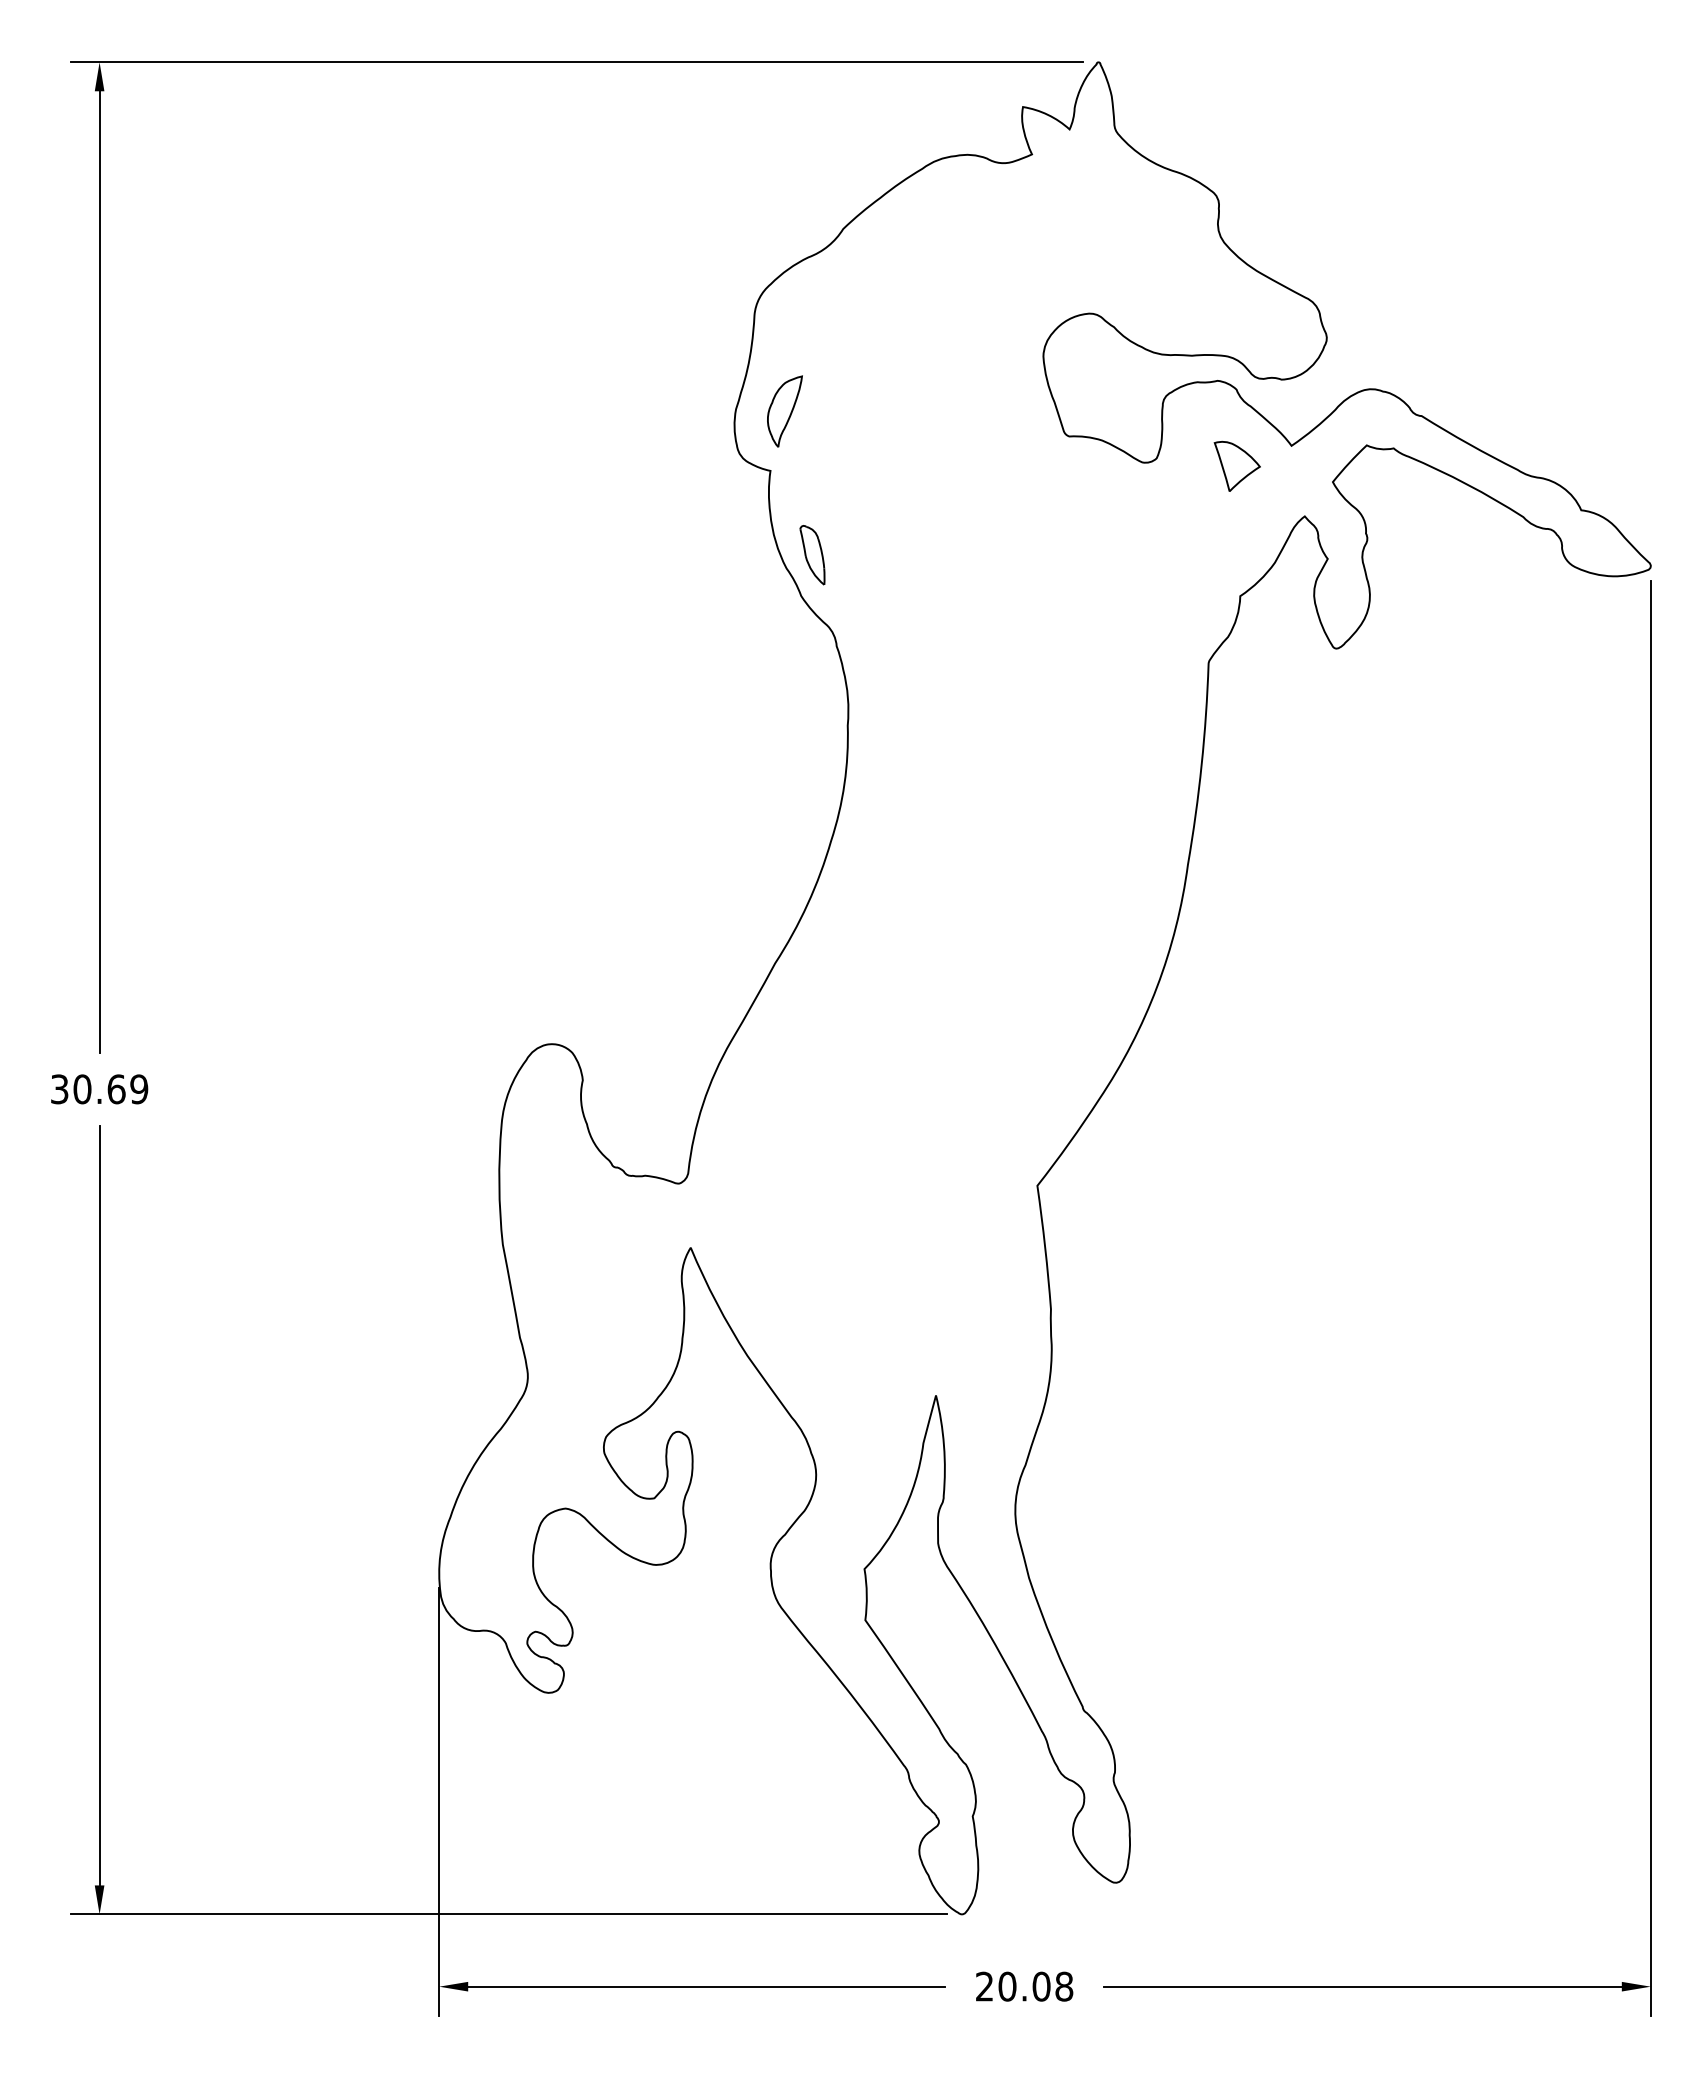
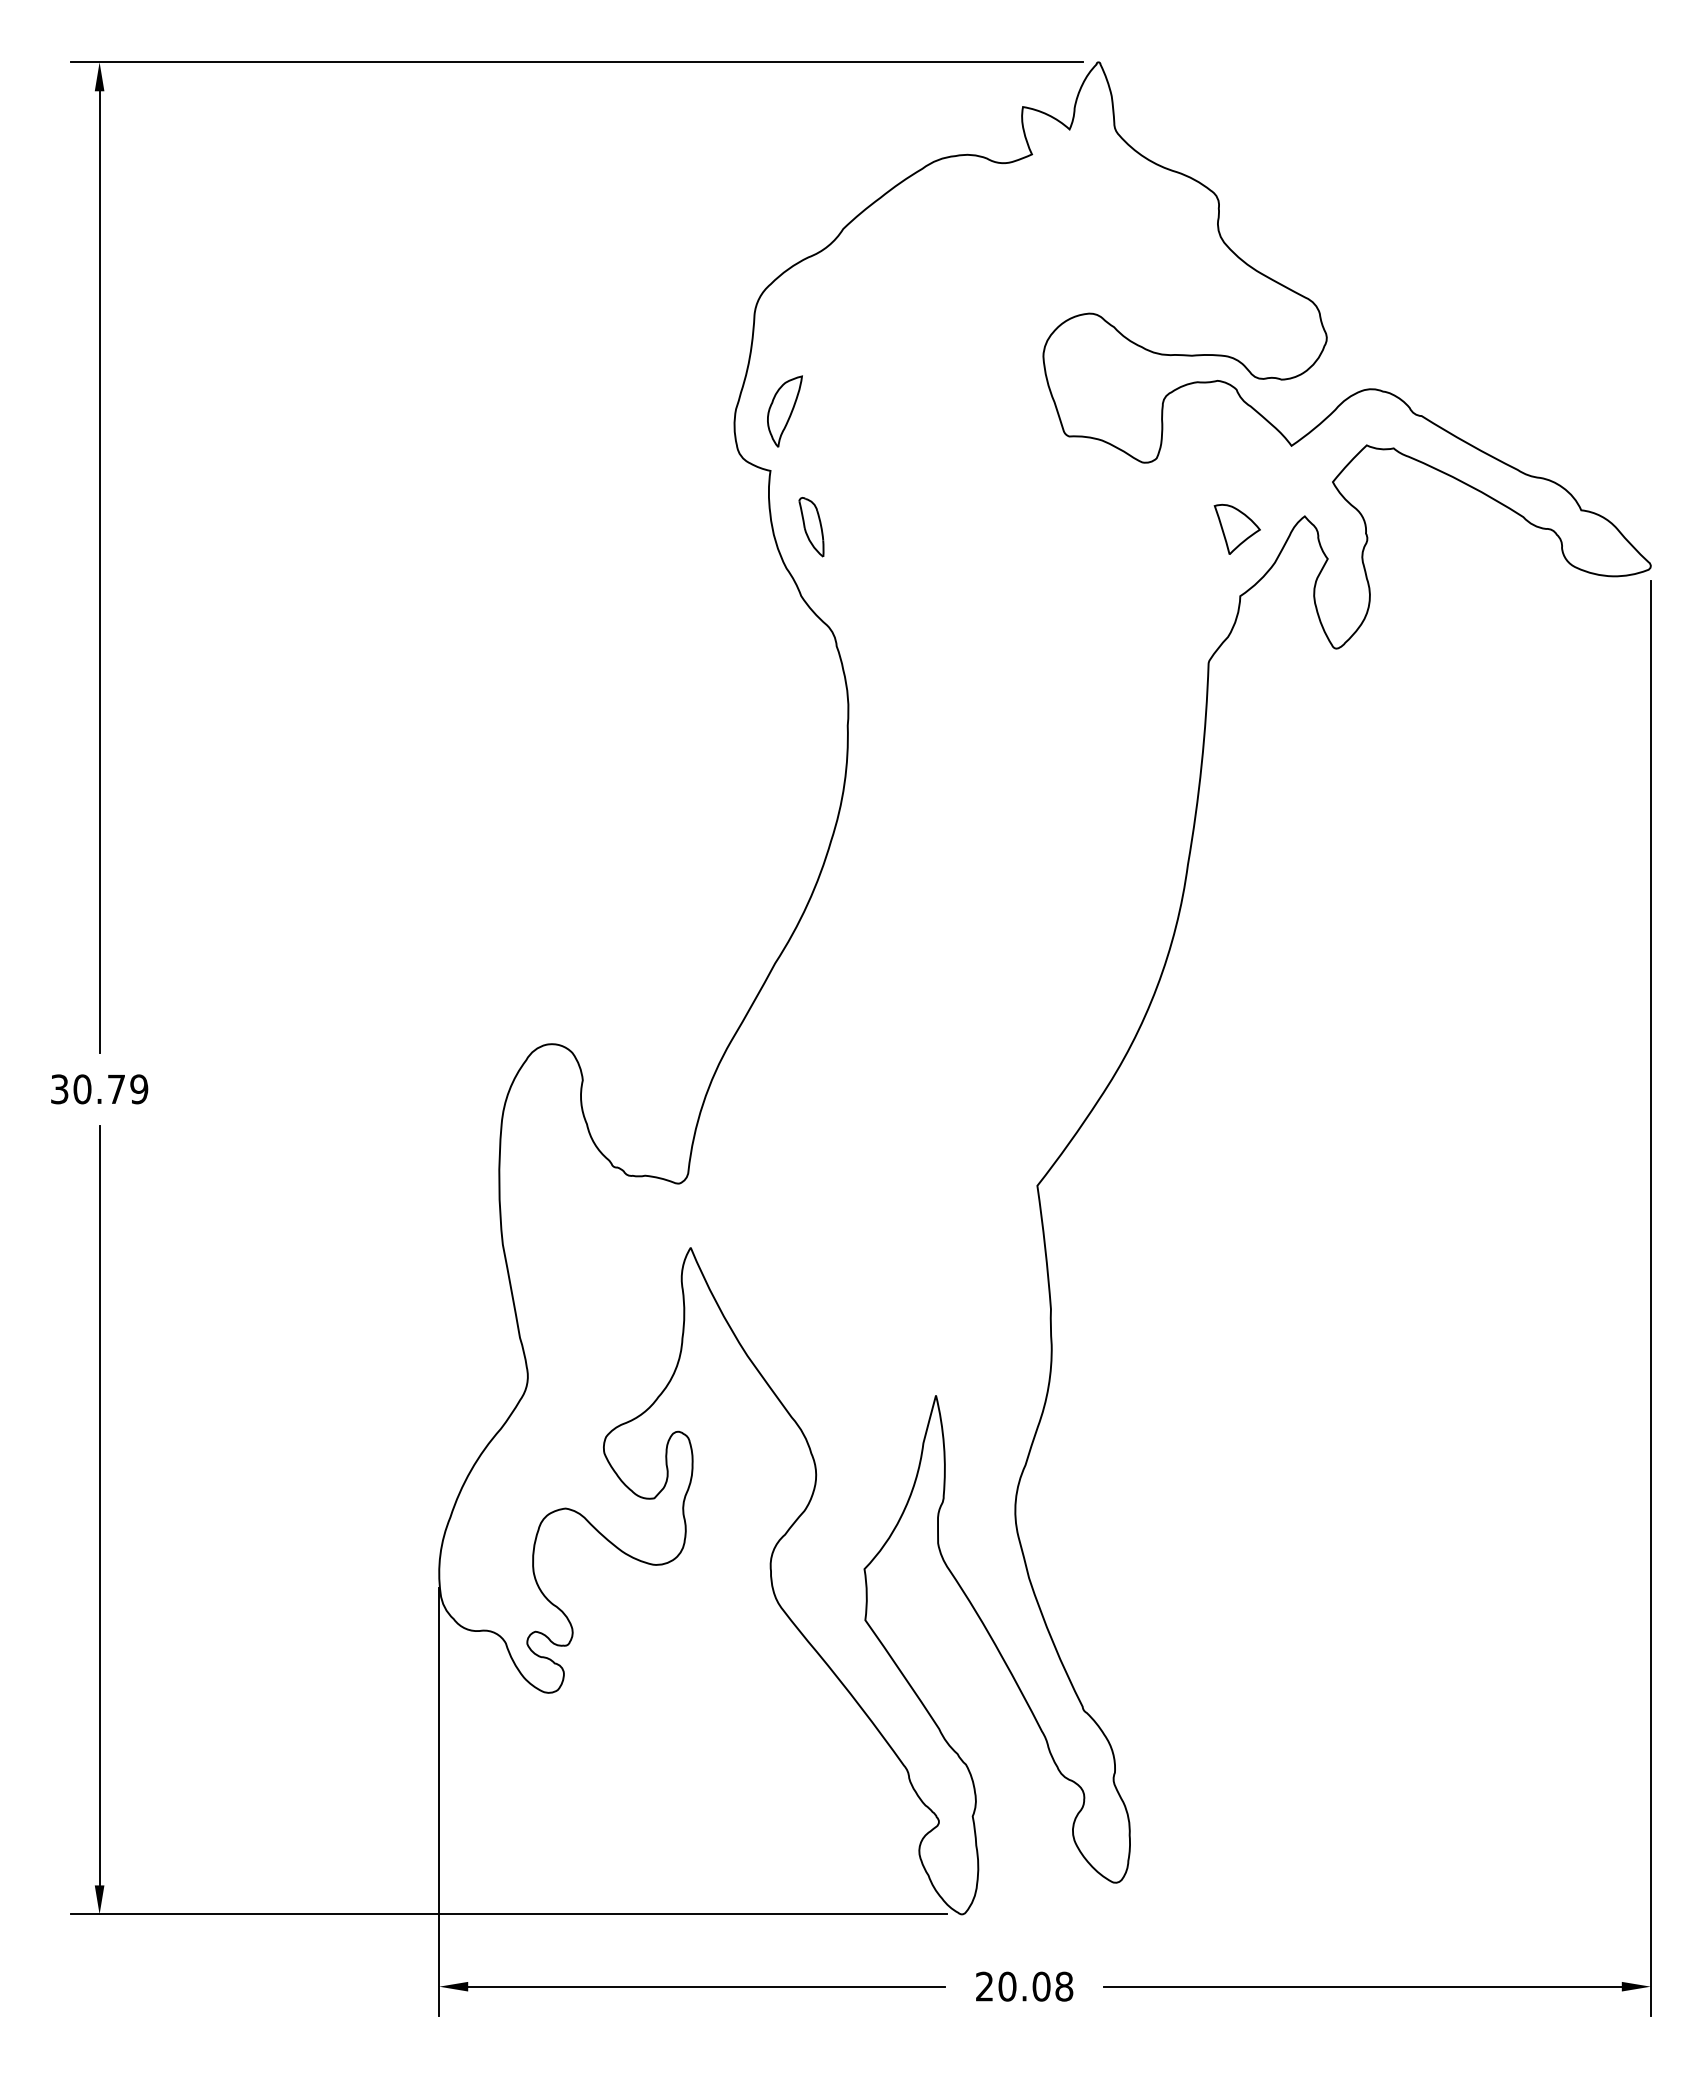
part position: (1236, 465) -> (1236, 528) (1236, 528)
part position: (812, 555) -> (811, 527) (811, 527)
text: 30.69 -> 30.79 (116, 1089)
